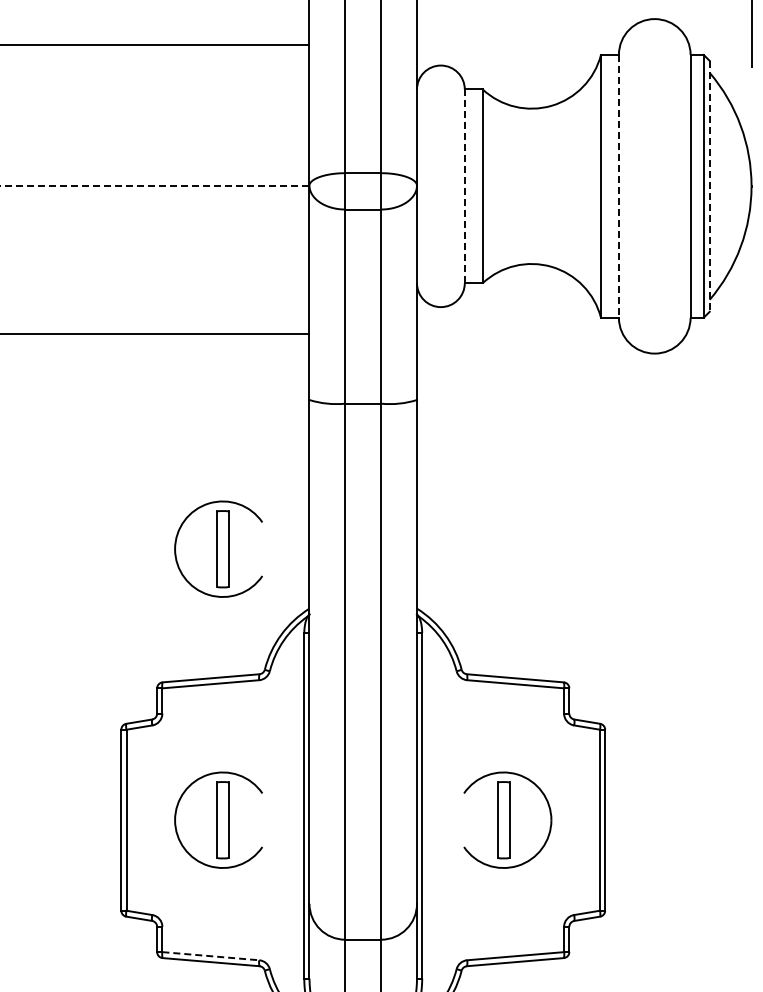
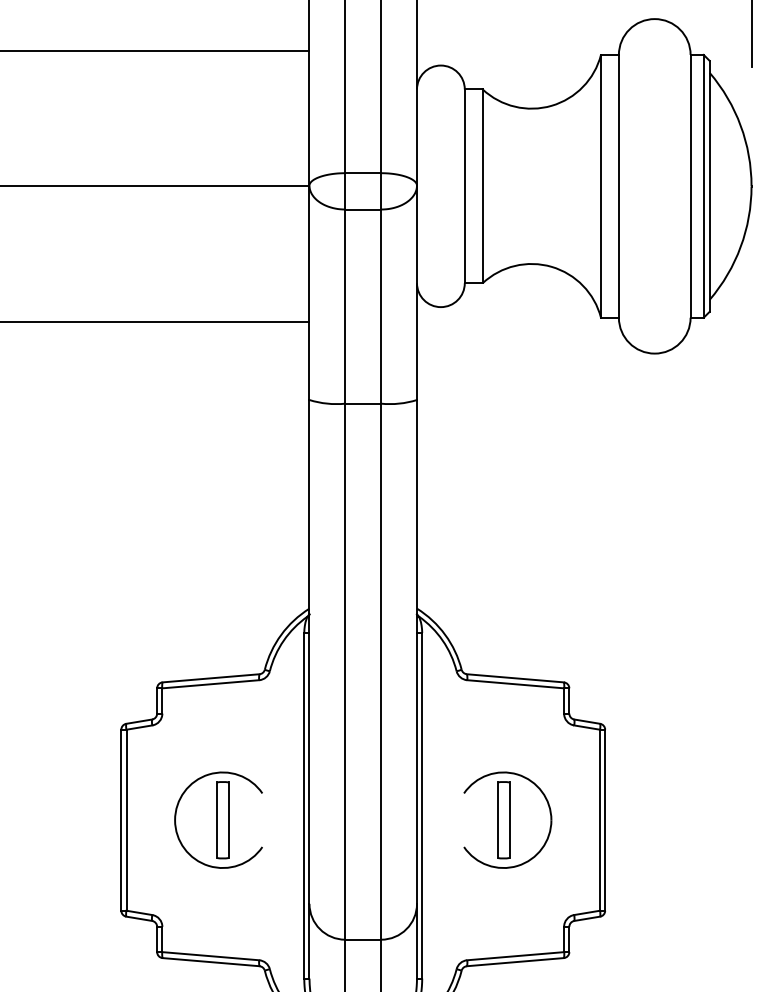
line position: (155, 45) -> (155, 51) (155, 51)
line: dashed -> solid (154, 186)
line: dashed -> solid (464, 186)
line: dashed -> solid (618, 186)
line: dashed -> solid (709, 186)
line position: (155, 333) -> (155, 321) (155, 321)
part: present -> none (218, 548)
line: dashed -> solid (210, 956)
